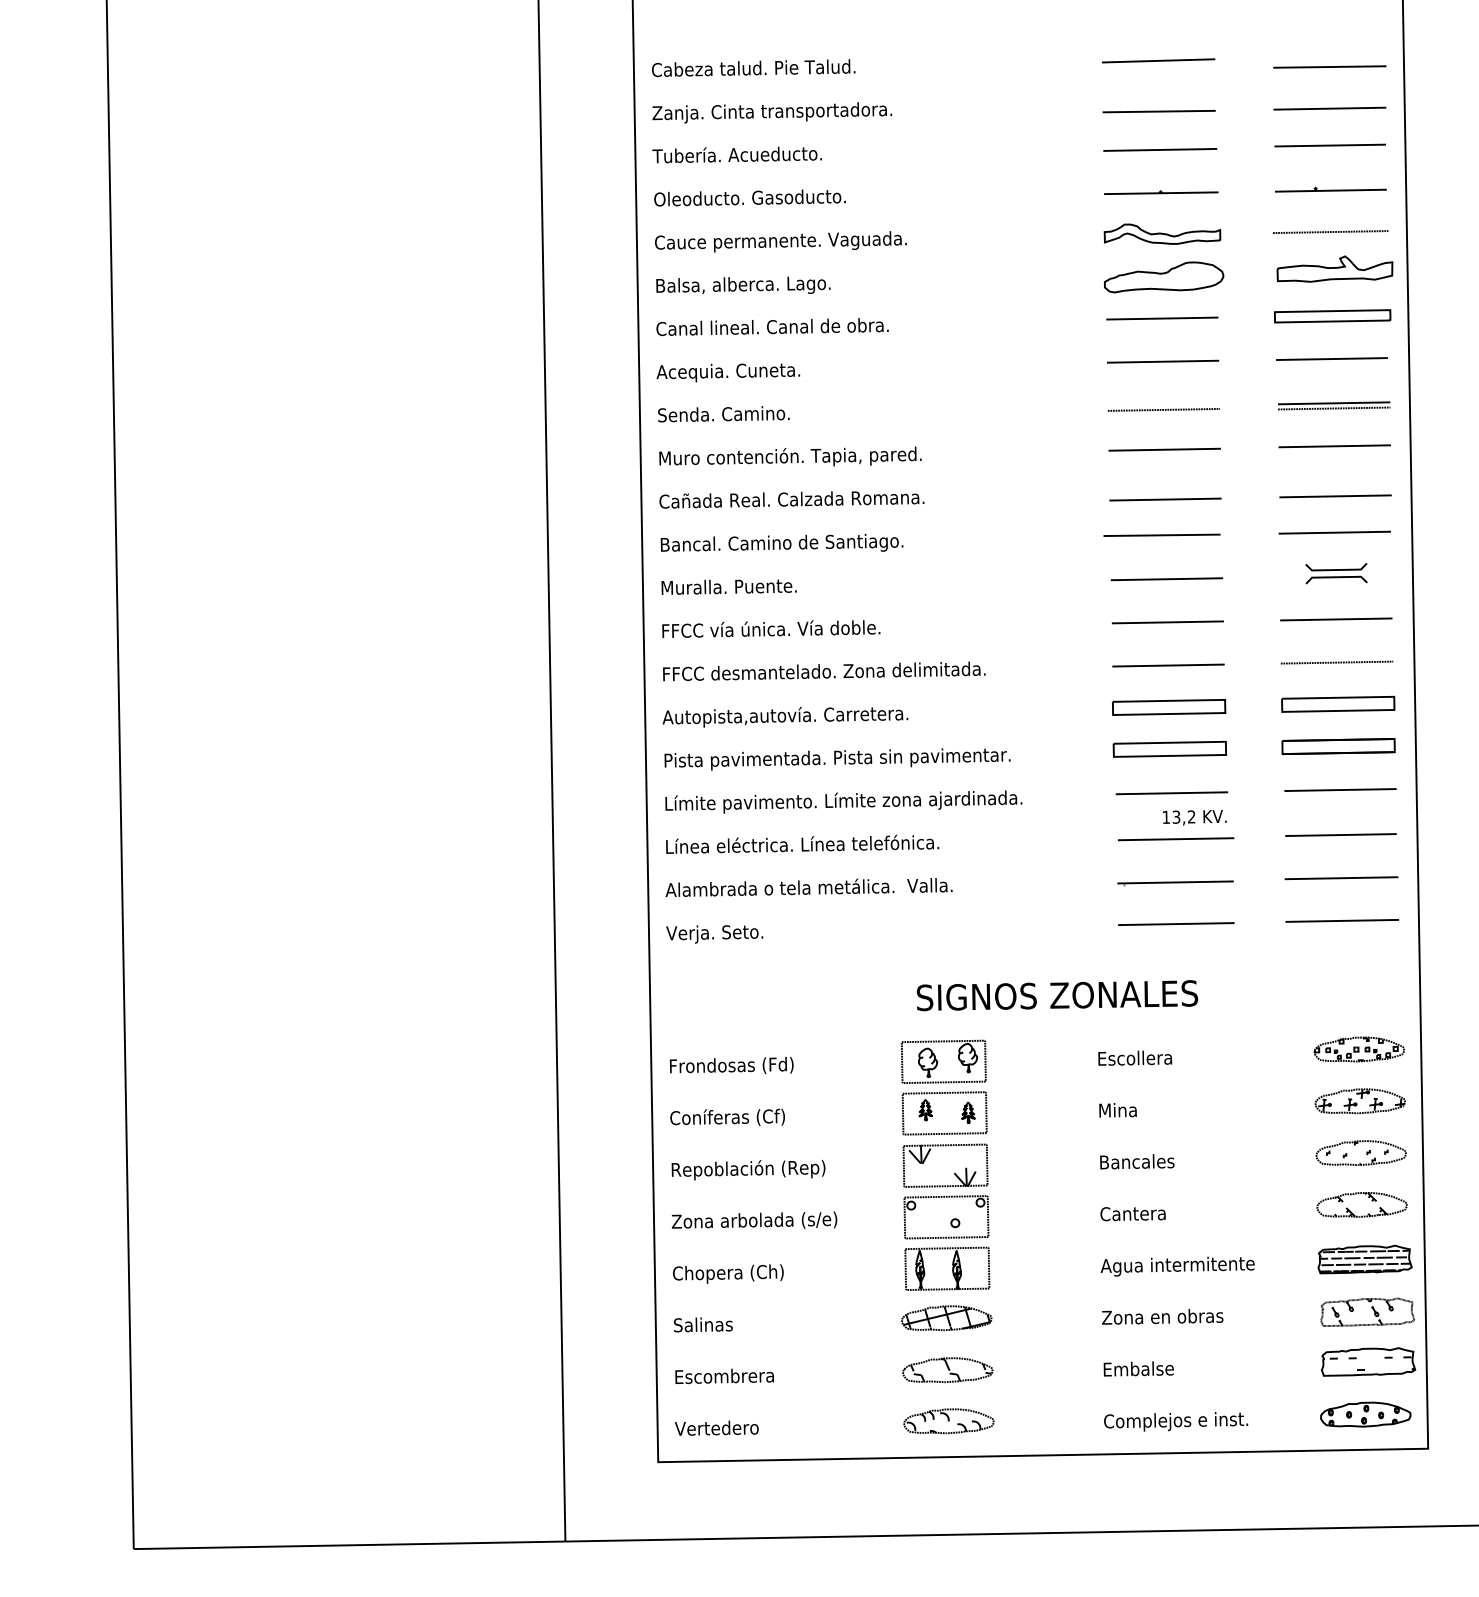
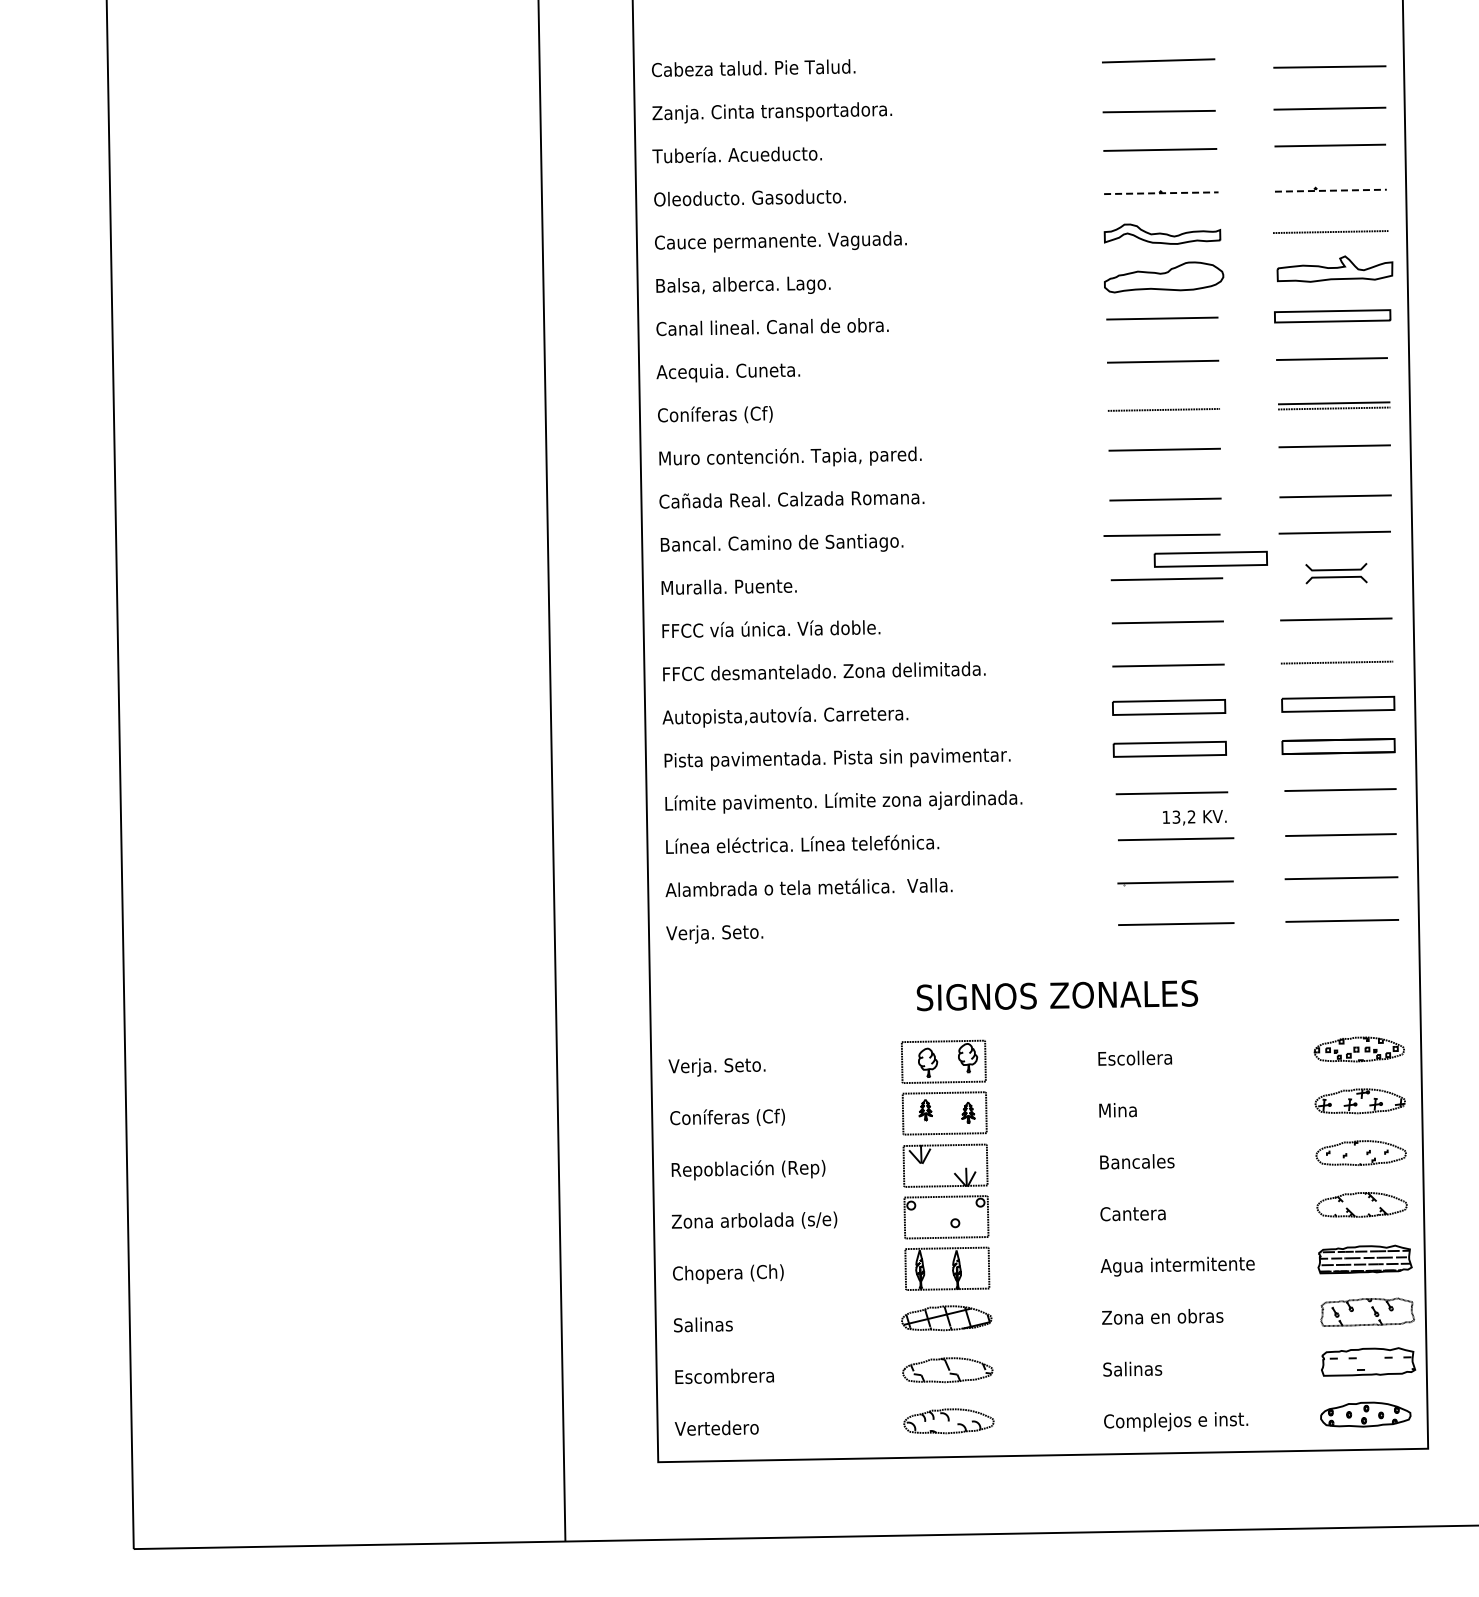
line: solid -> dashed (1330, 190)
line: solid -> dashed (1161, 193)
text: Senda. Camino. -> Coníferas (Cf) (723, 414)
part: none -> present (1210, 558)
text: Frondosas (Fd) -> Verja. Seto. (730, 1066)
text: Embalse -> Salinas (1138, 1368)
